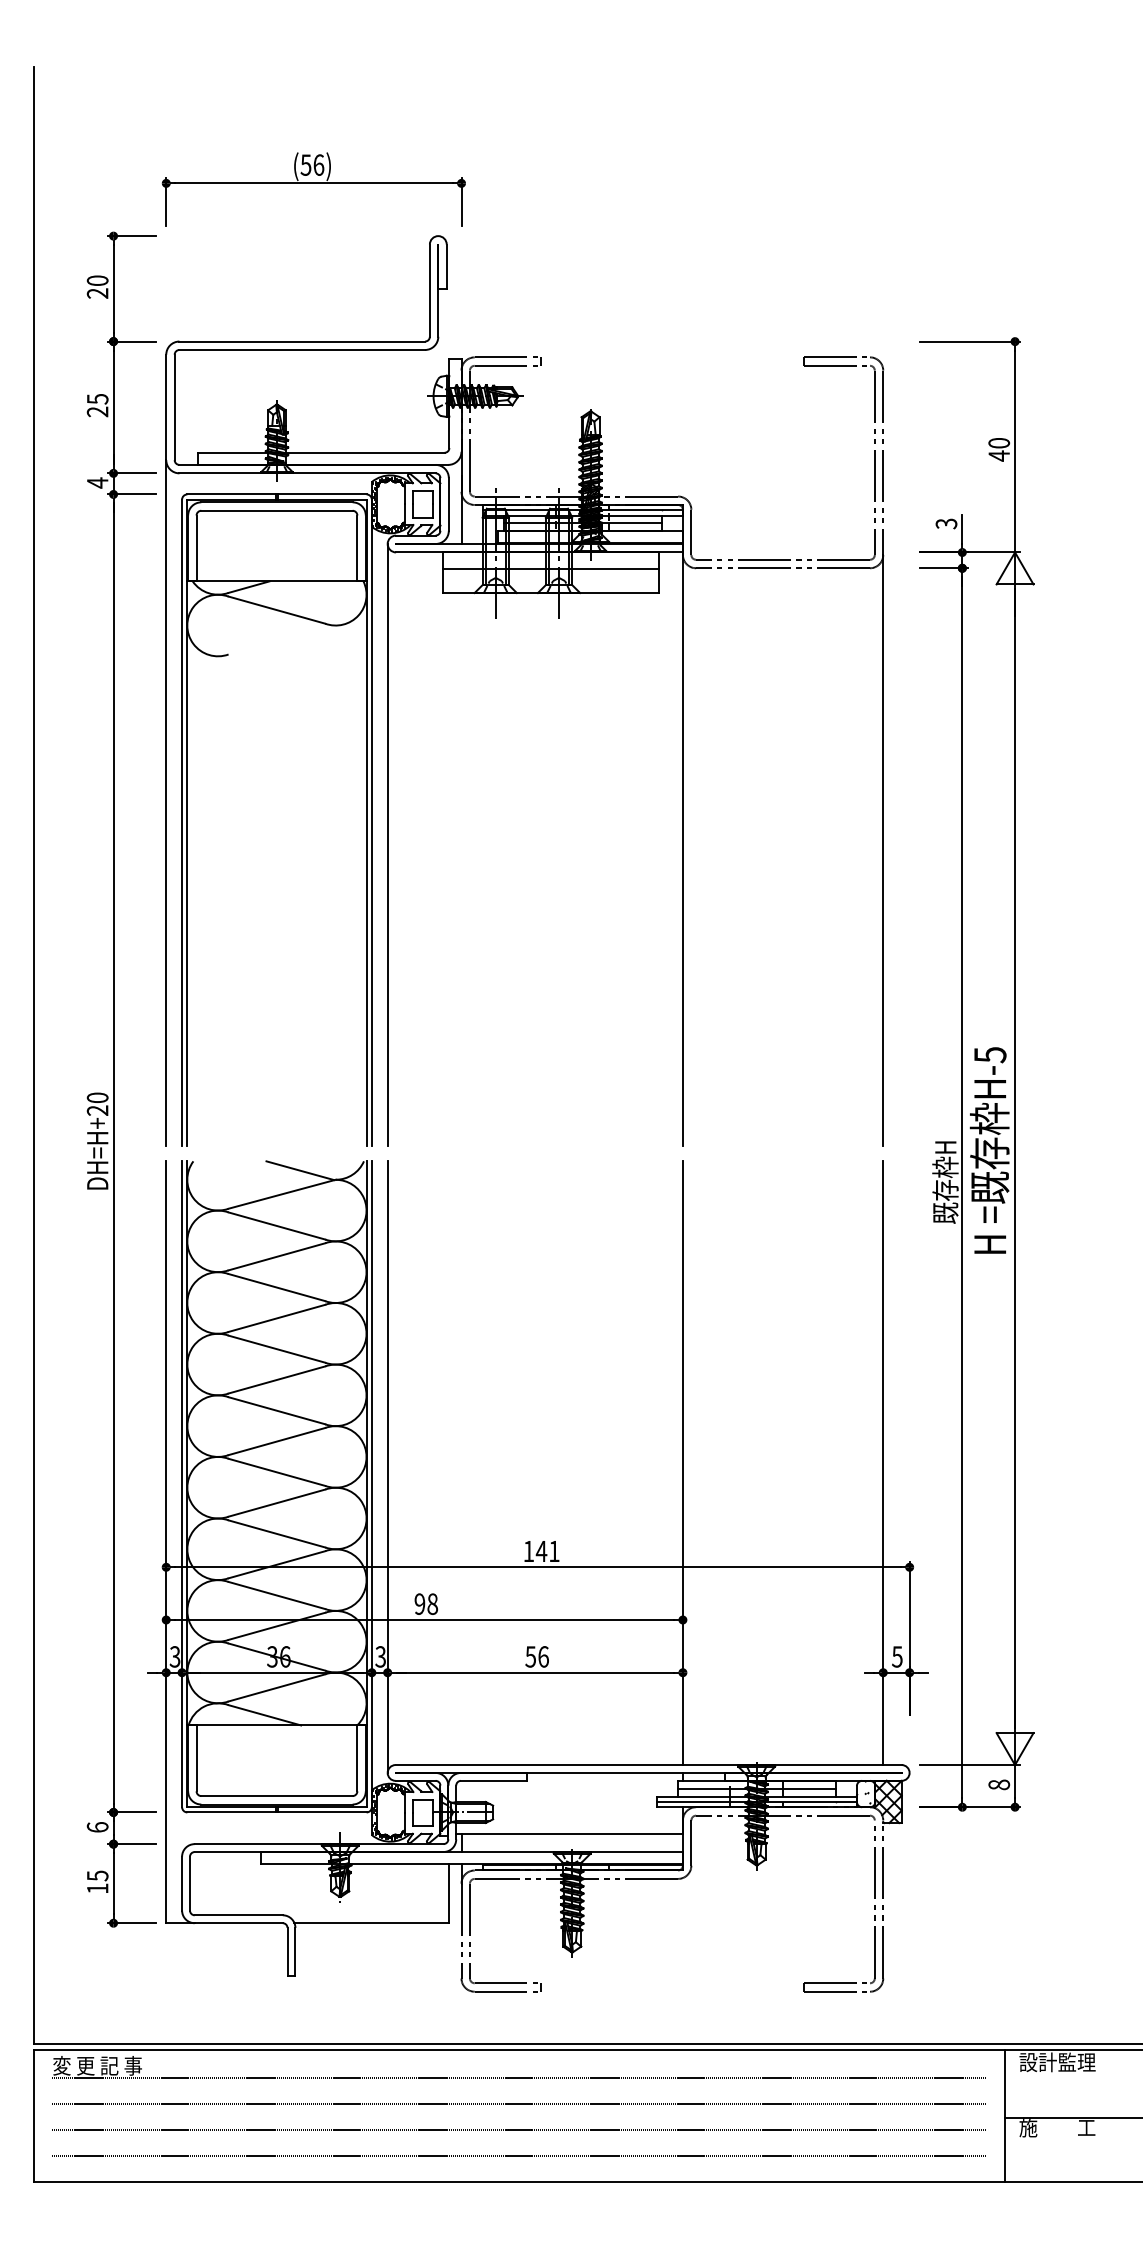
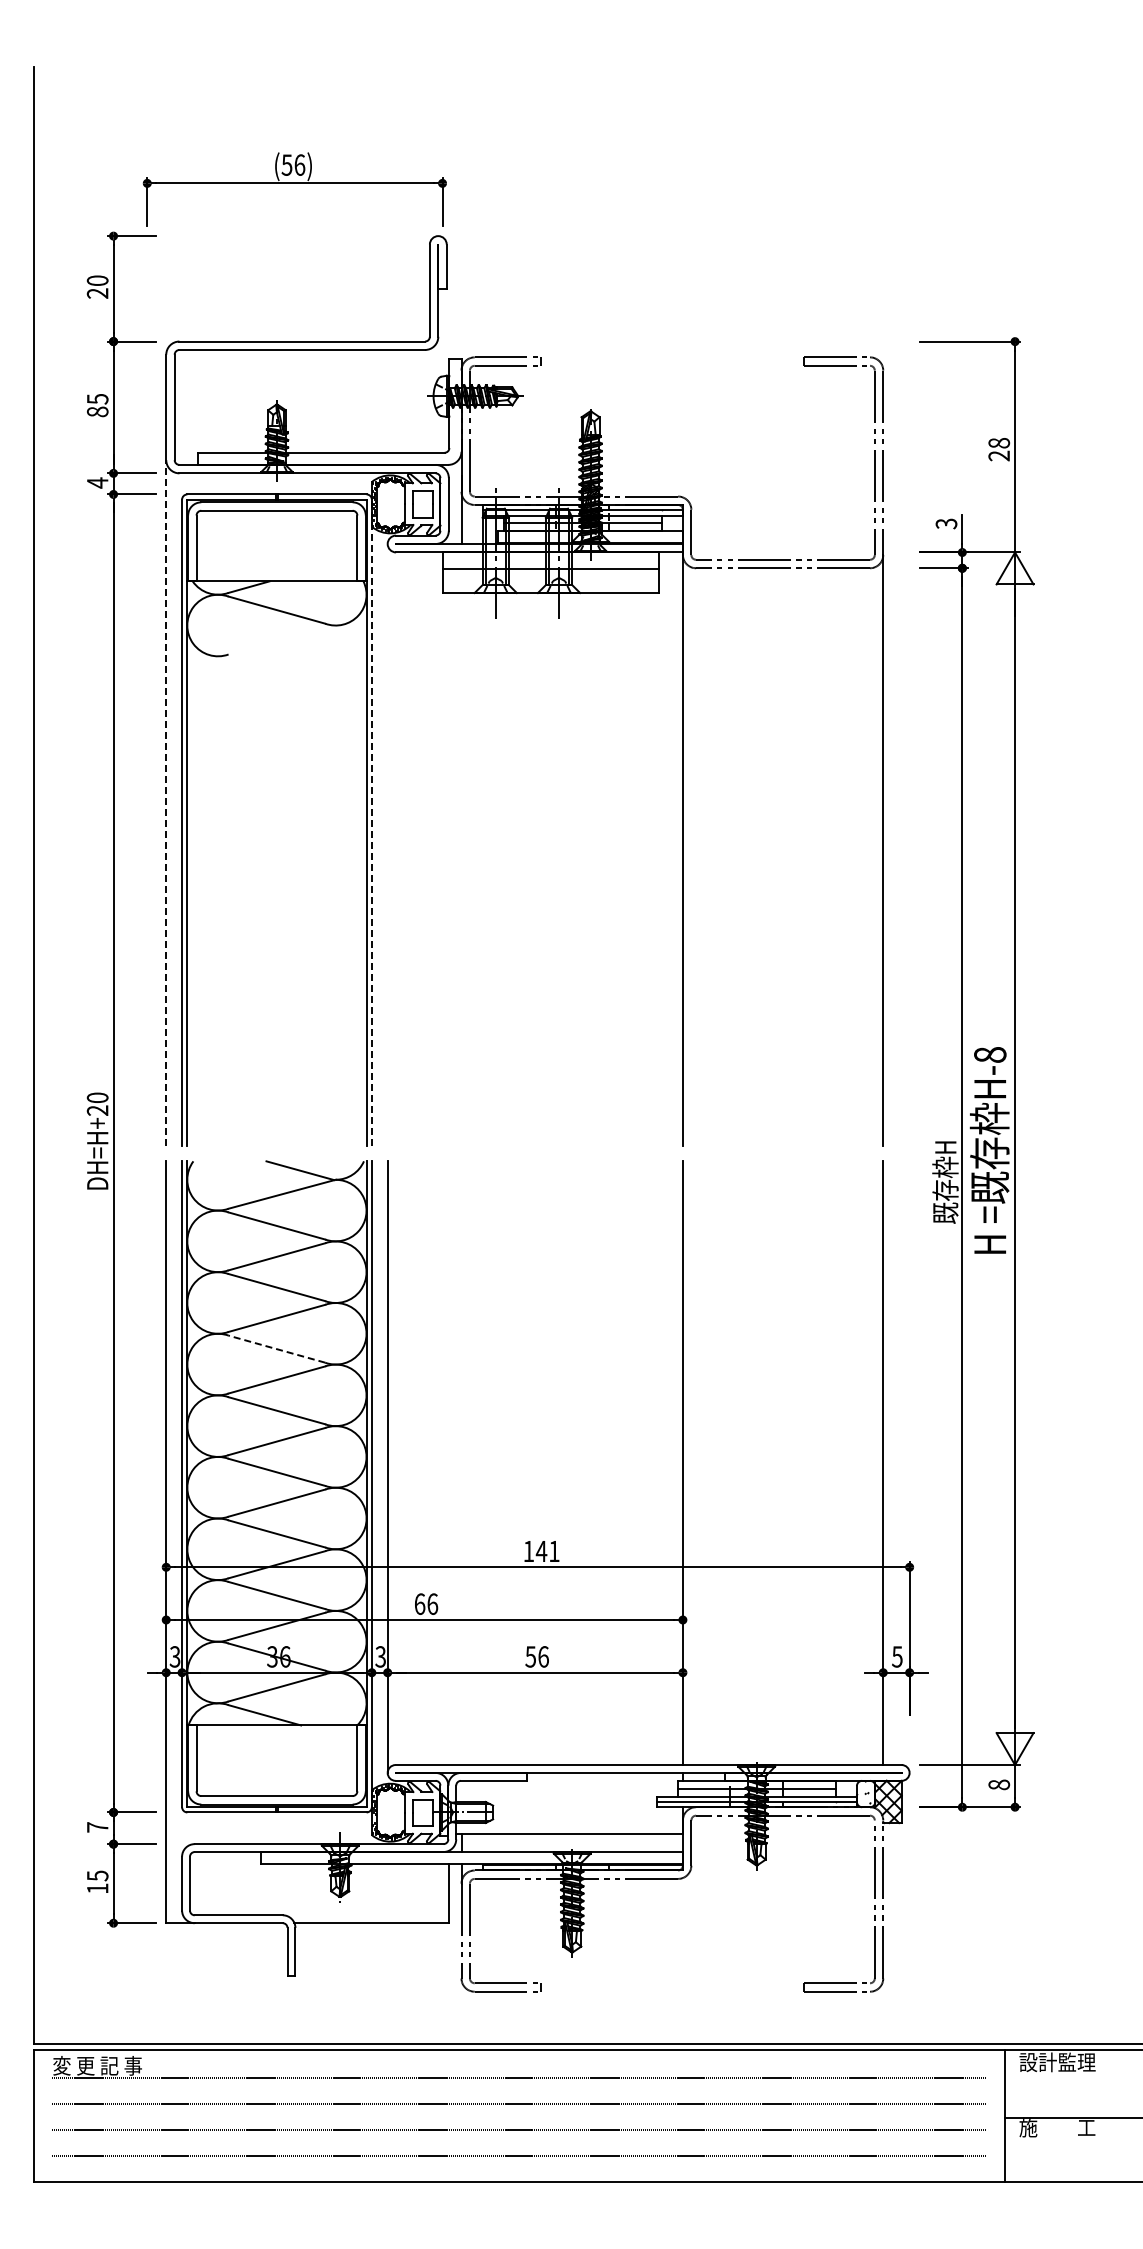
part position: (313, 189) -> (294, 189) (294, 189)
text: 25 -> 85 (97, 411)
text: 40 -> 28 (998, 449)
line: solid -> dashed (166, 802)
line: solid -> dashed (371, 822)
line: present -> none (387, 844)
text: H-5 -> H-8 (990, 1055)
line: solid -> dashed (276, 1349)
text: 98 -> 66 (426, 1603)
text: 6 -> 7 (97, 1827)
